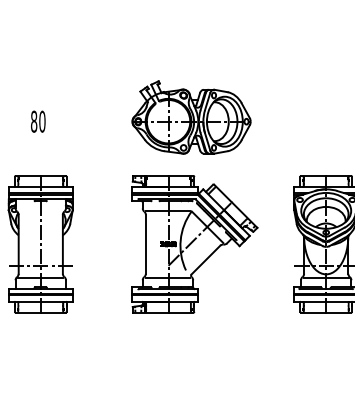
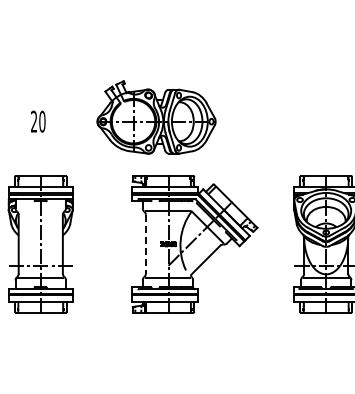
part position: (191, 117) -> (156, 117) (156, 117)
text: 80 -> 20 (34, 121)
line: solid -> dashed (145, 244)
